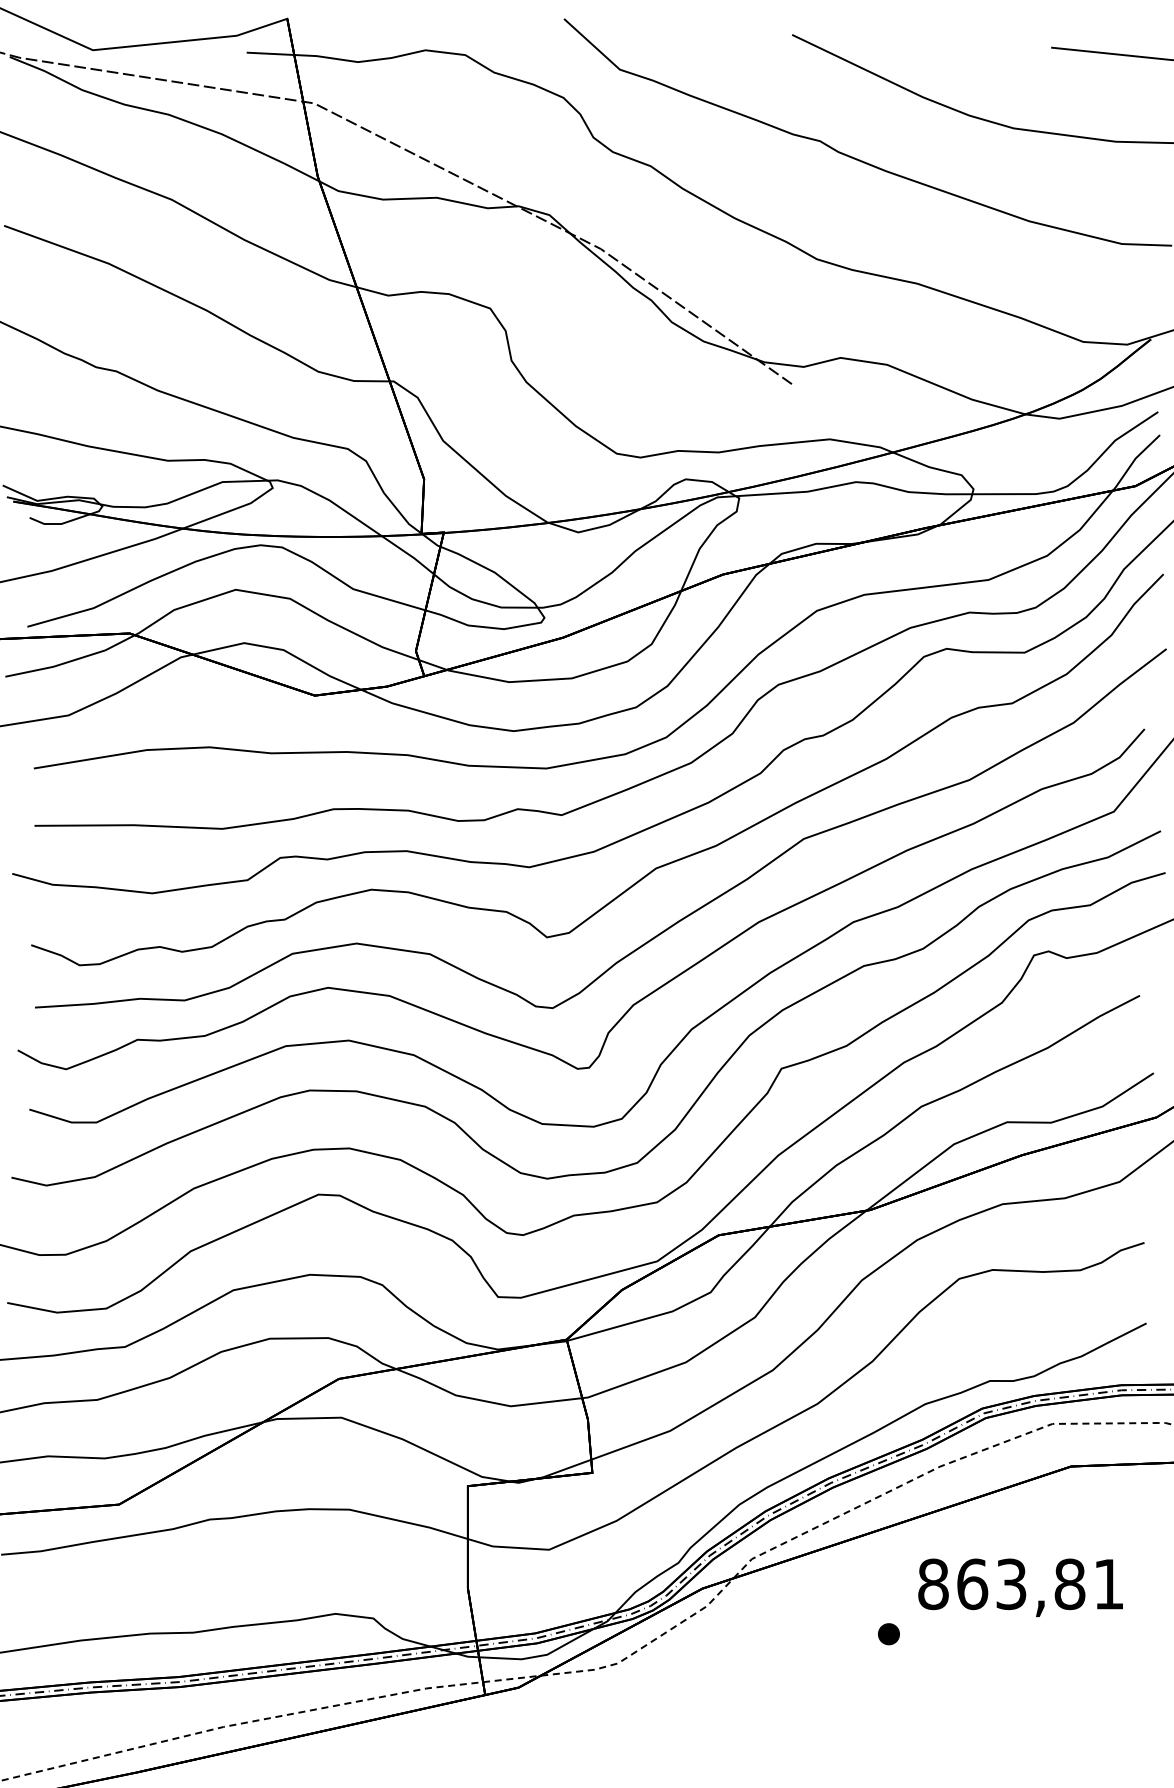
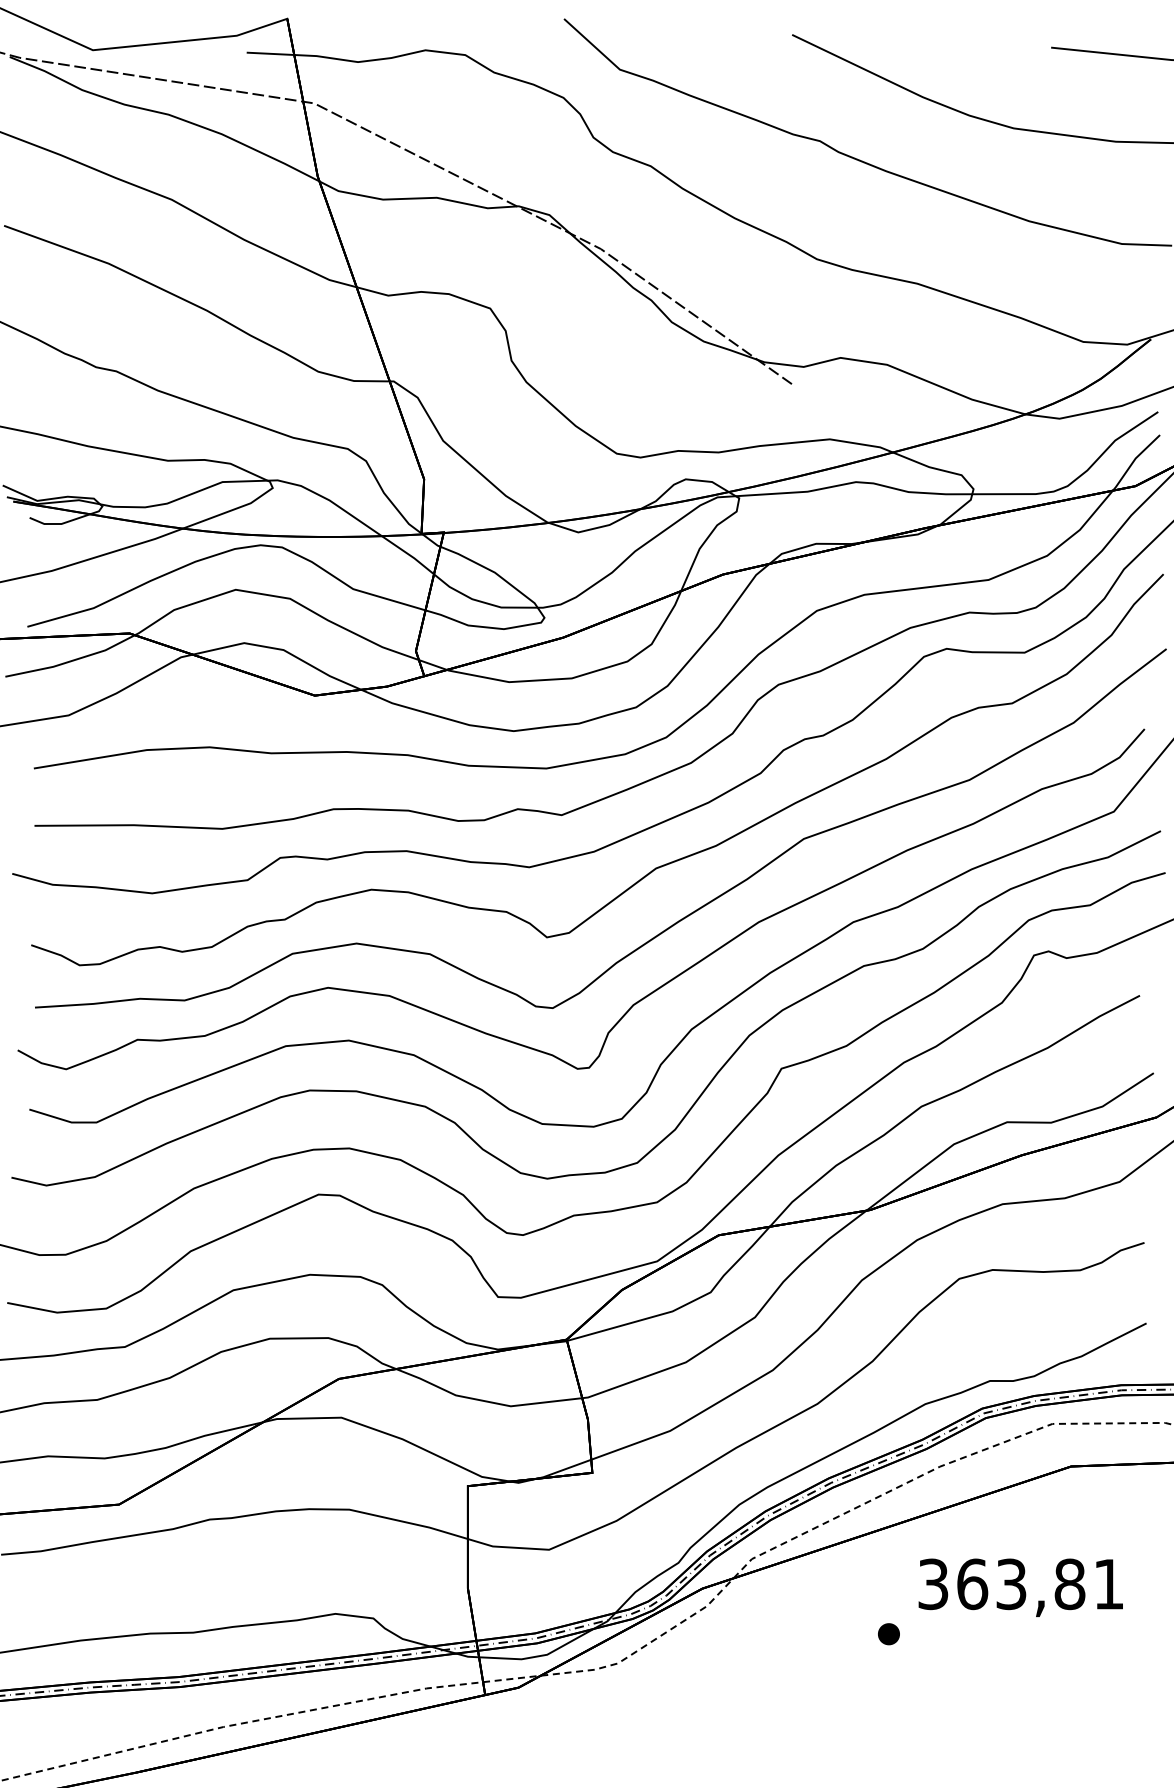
text: 863,81 -> 363,81 (933, 1584)
